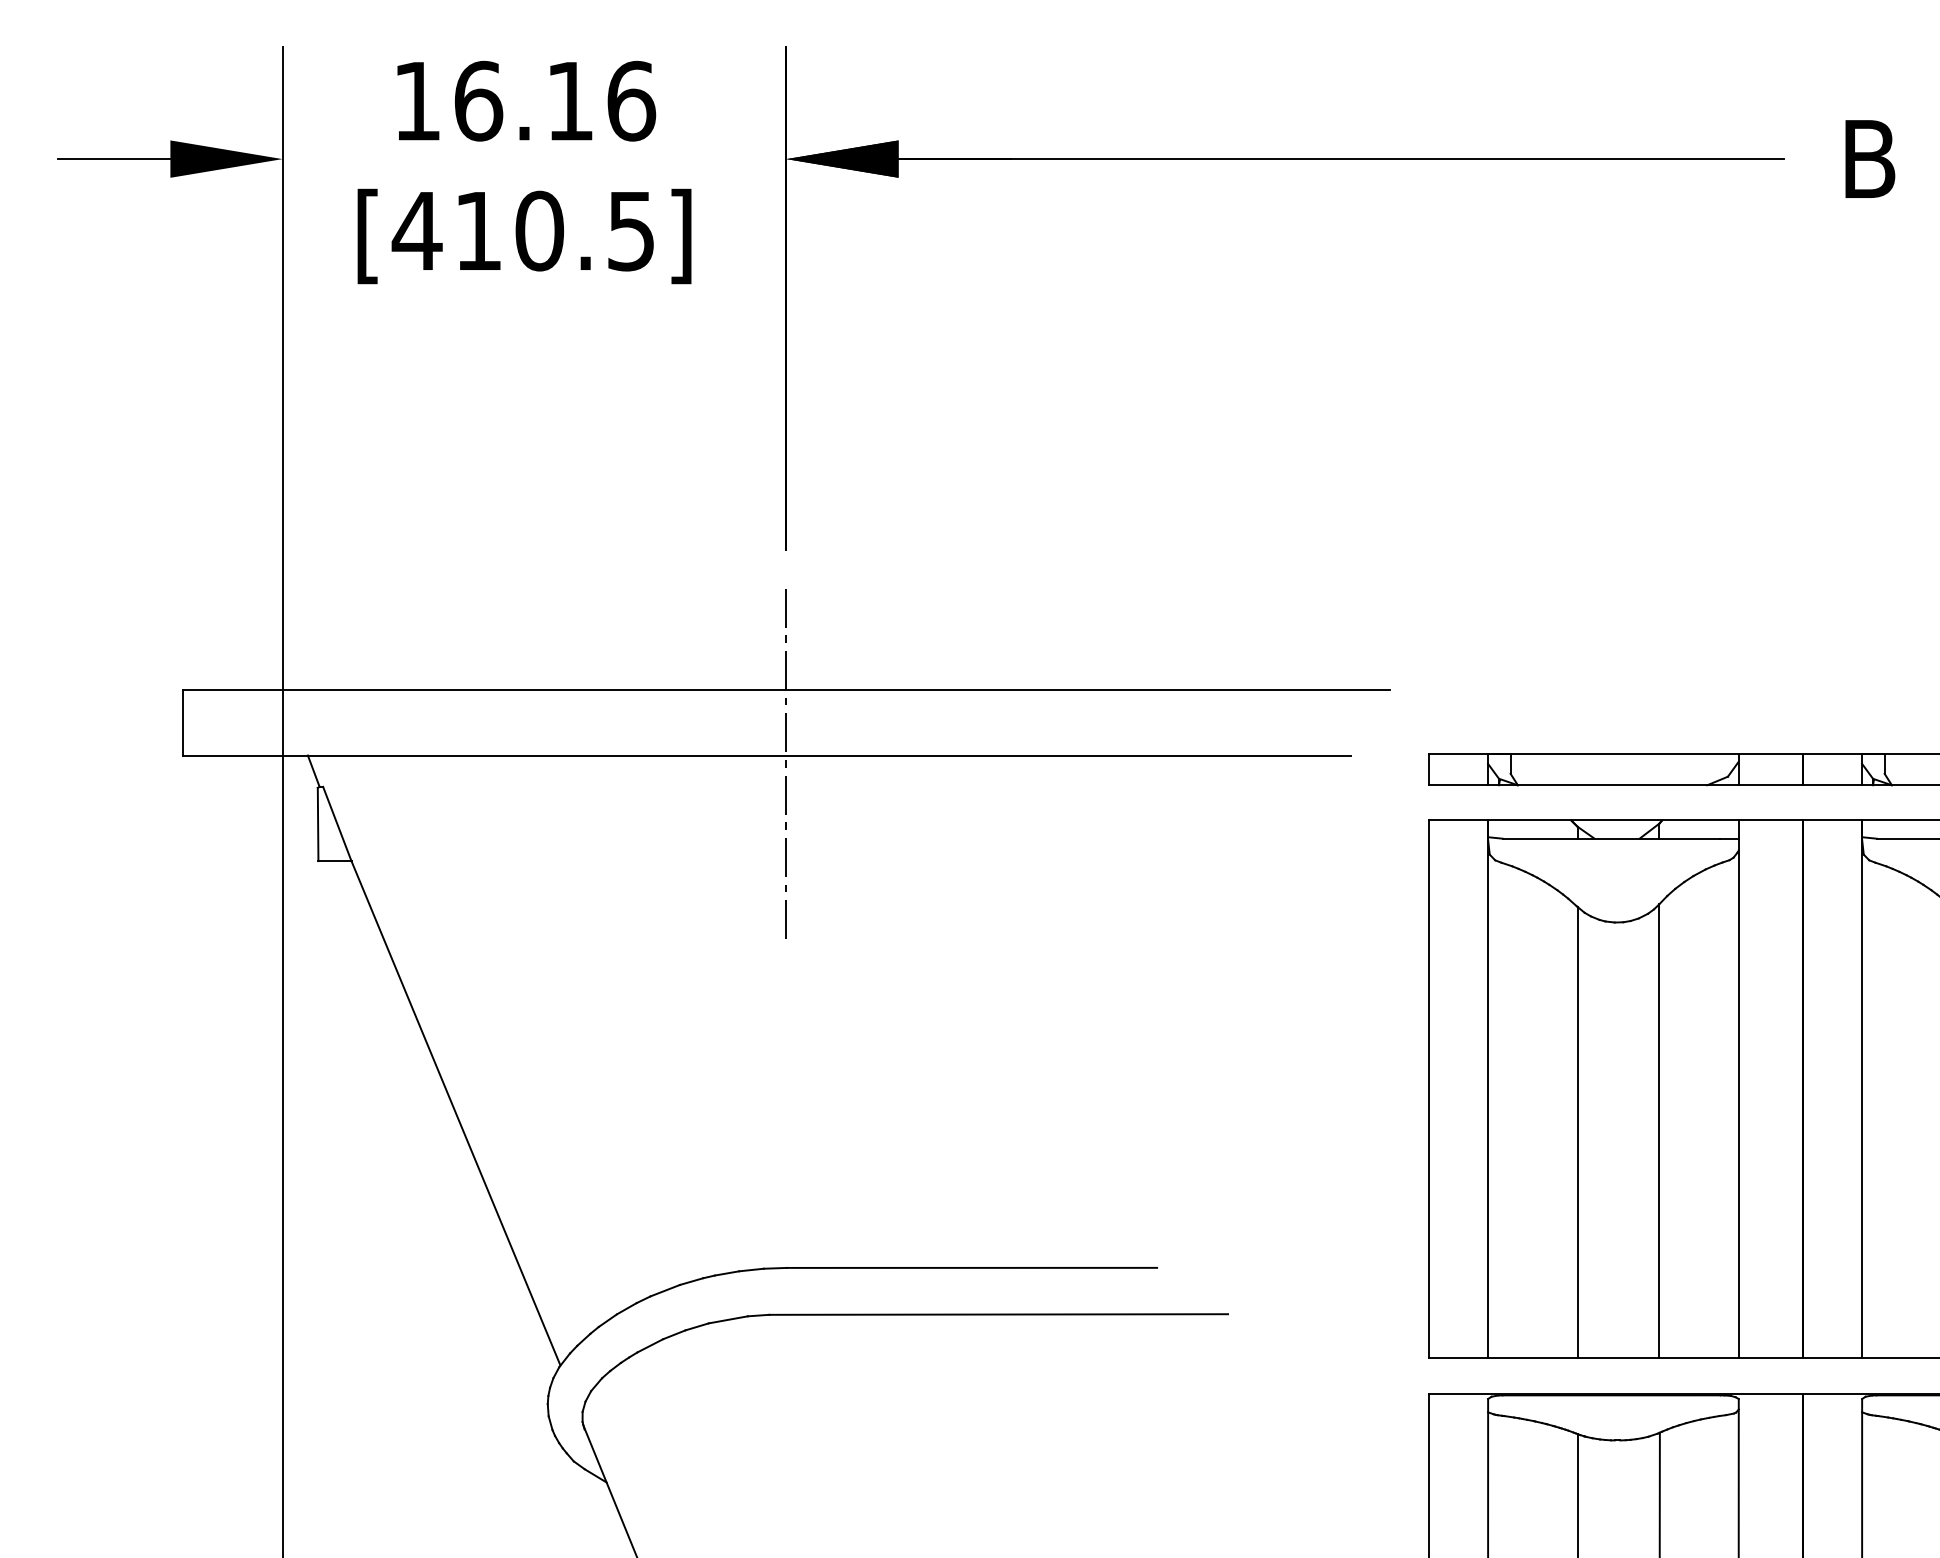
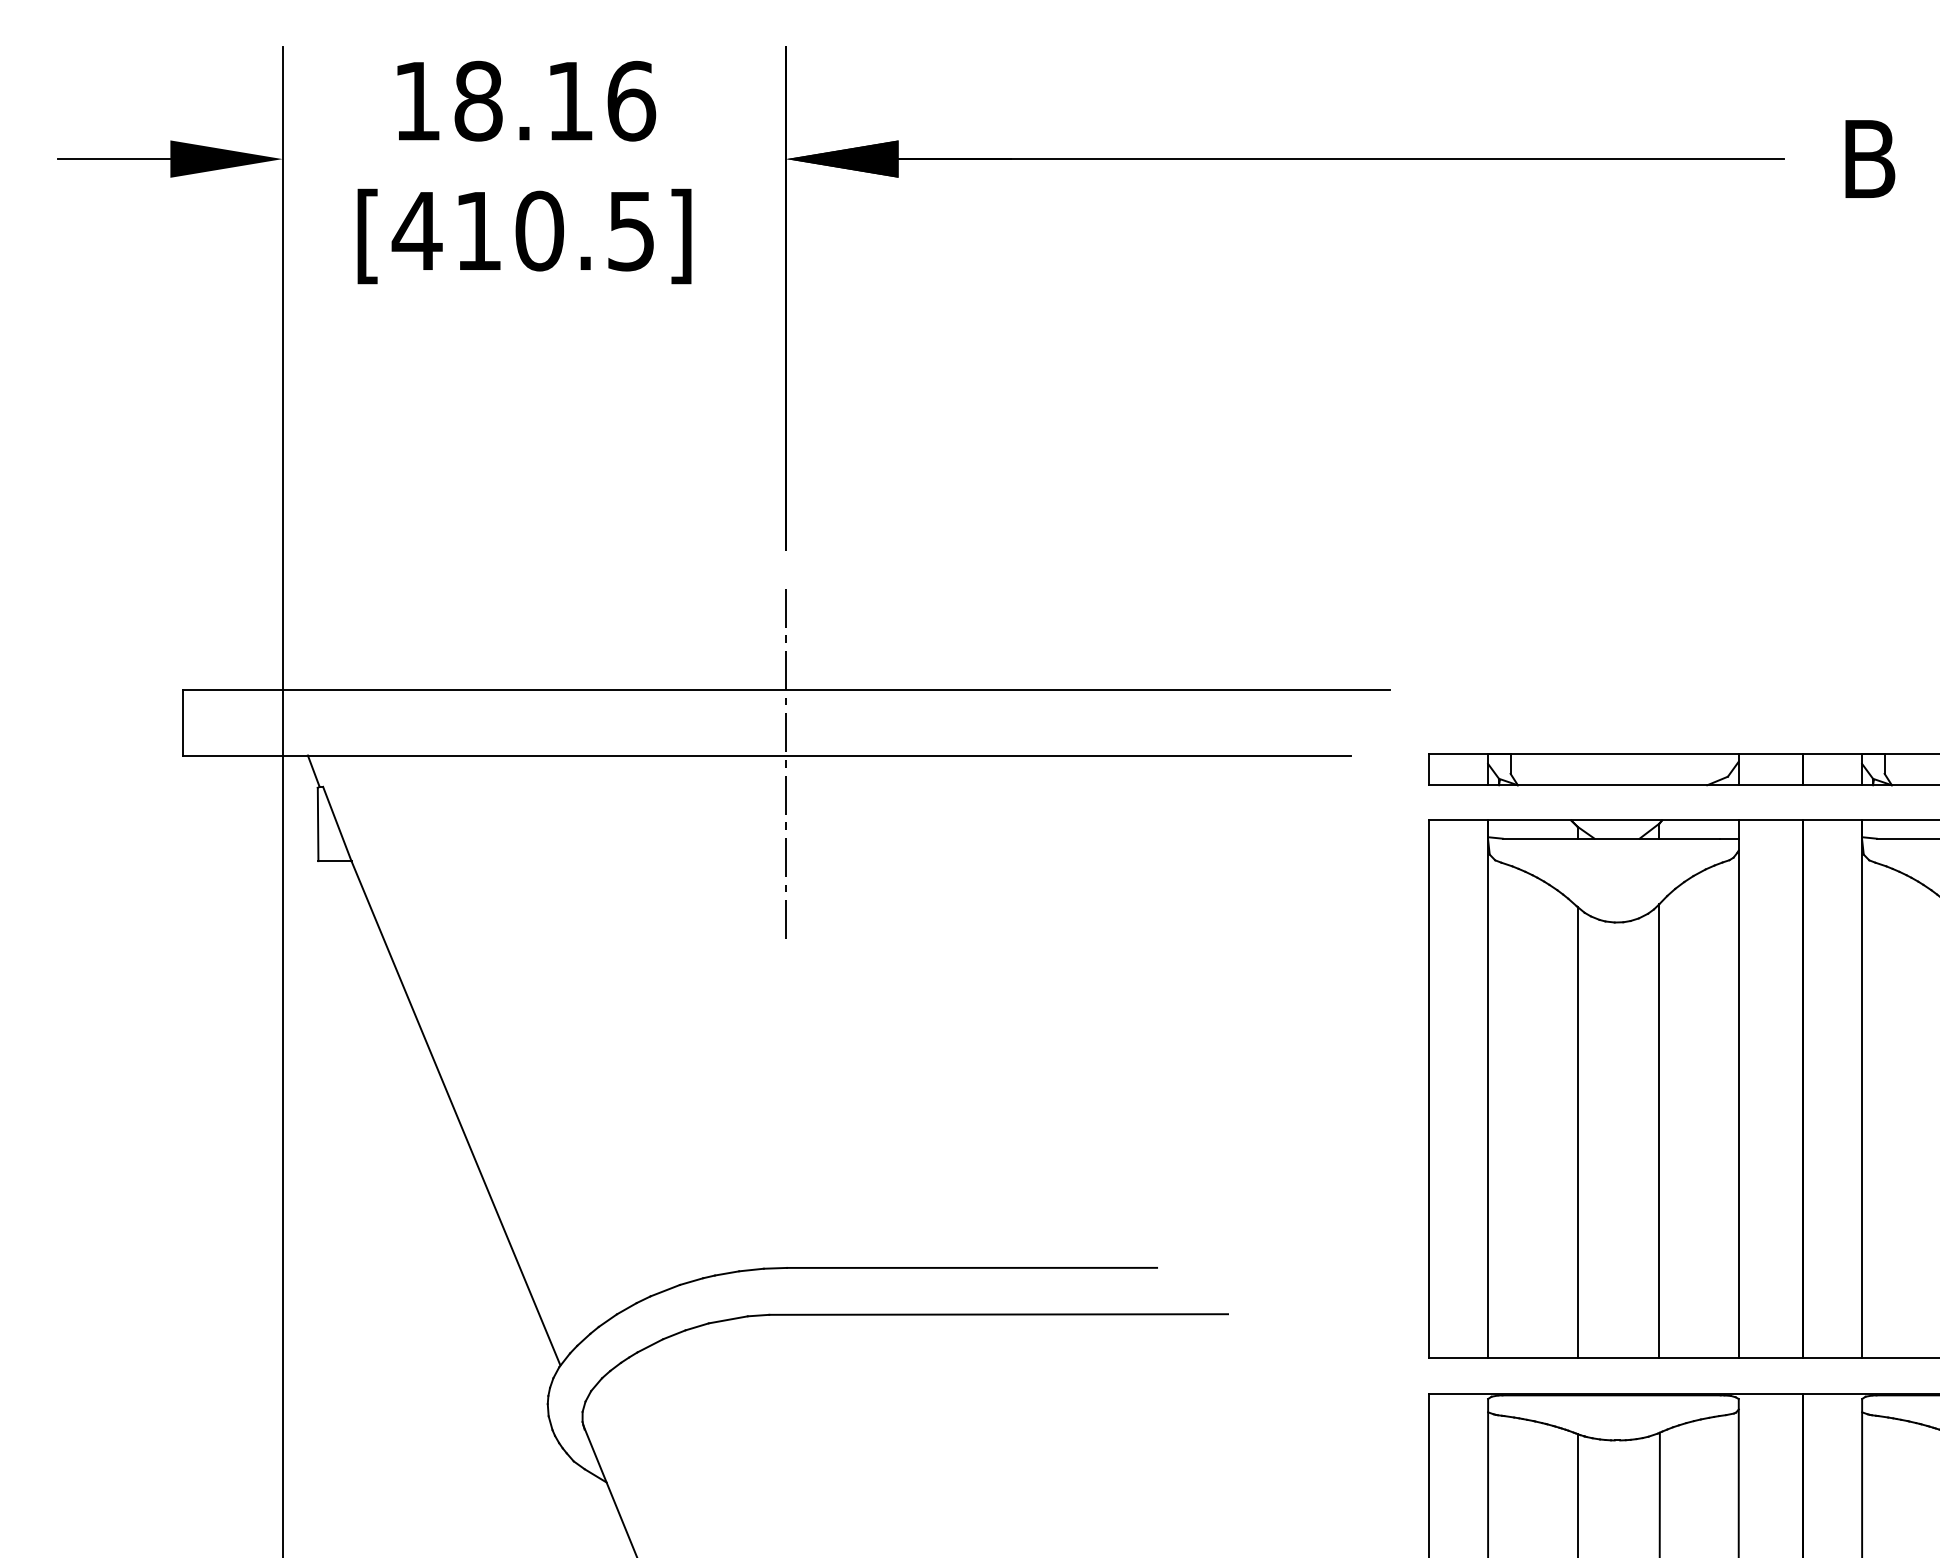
text: 16.16 -> 18.16 (478, 100)
